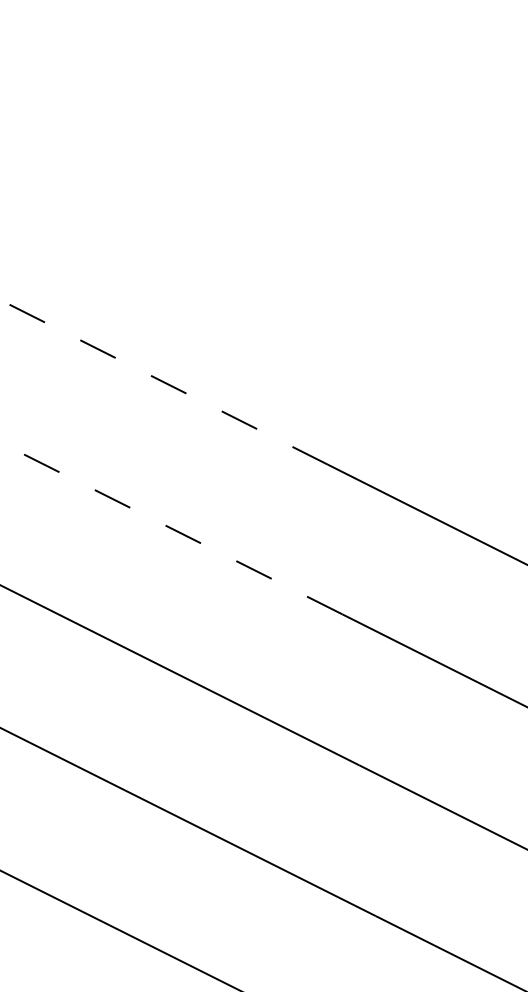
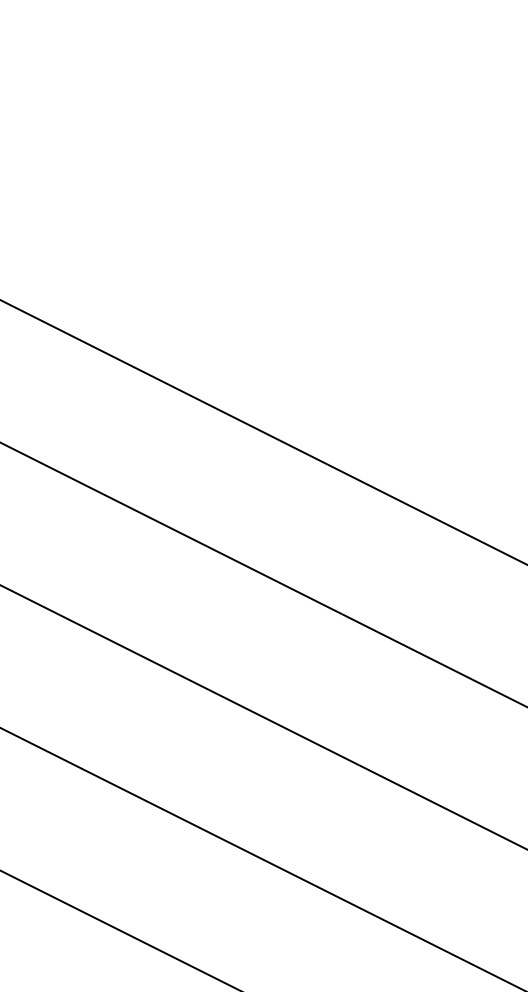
line: dashed -> solid (163, 382)
line: dashed -> solid (170, 528)
